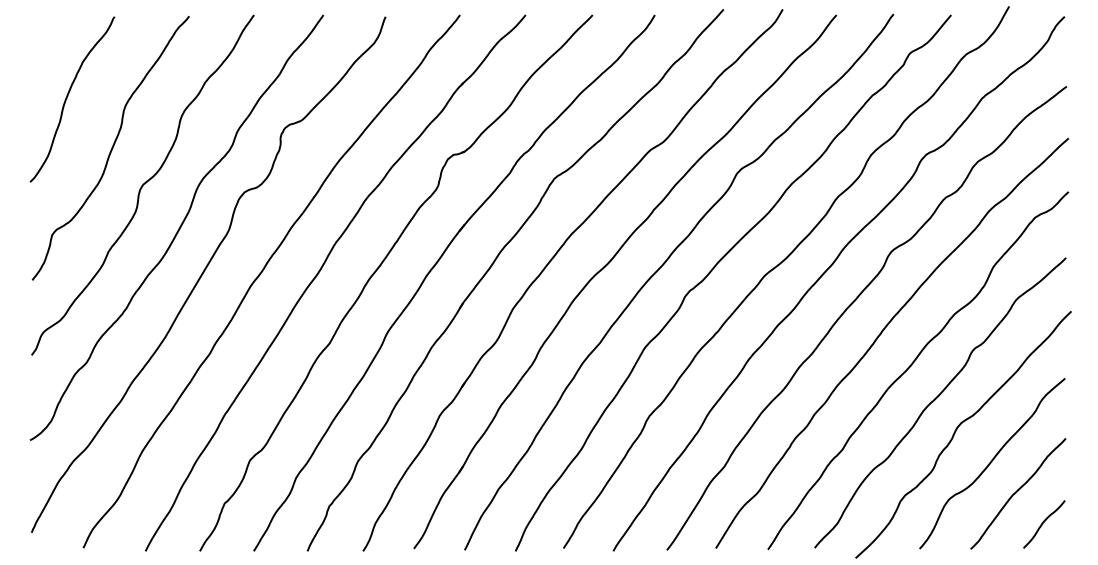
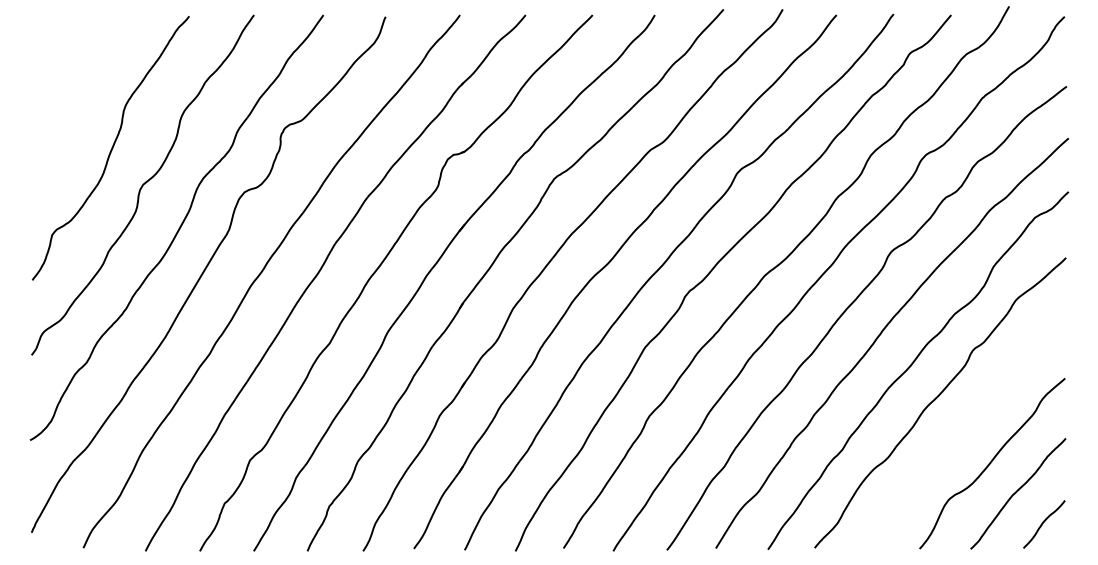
curve: present -> none (68, 96)
curve: present -> none (956, 431)
